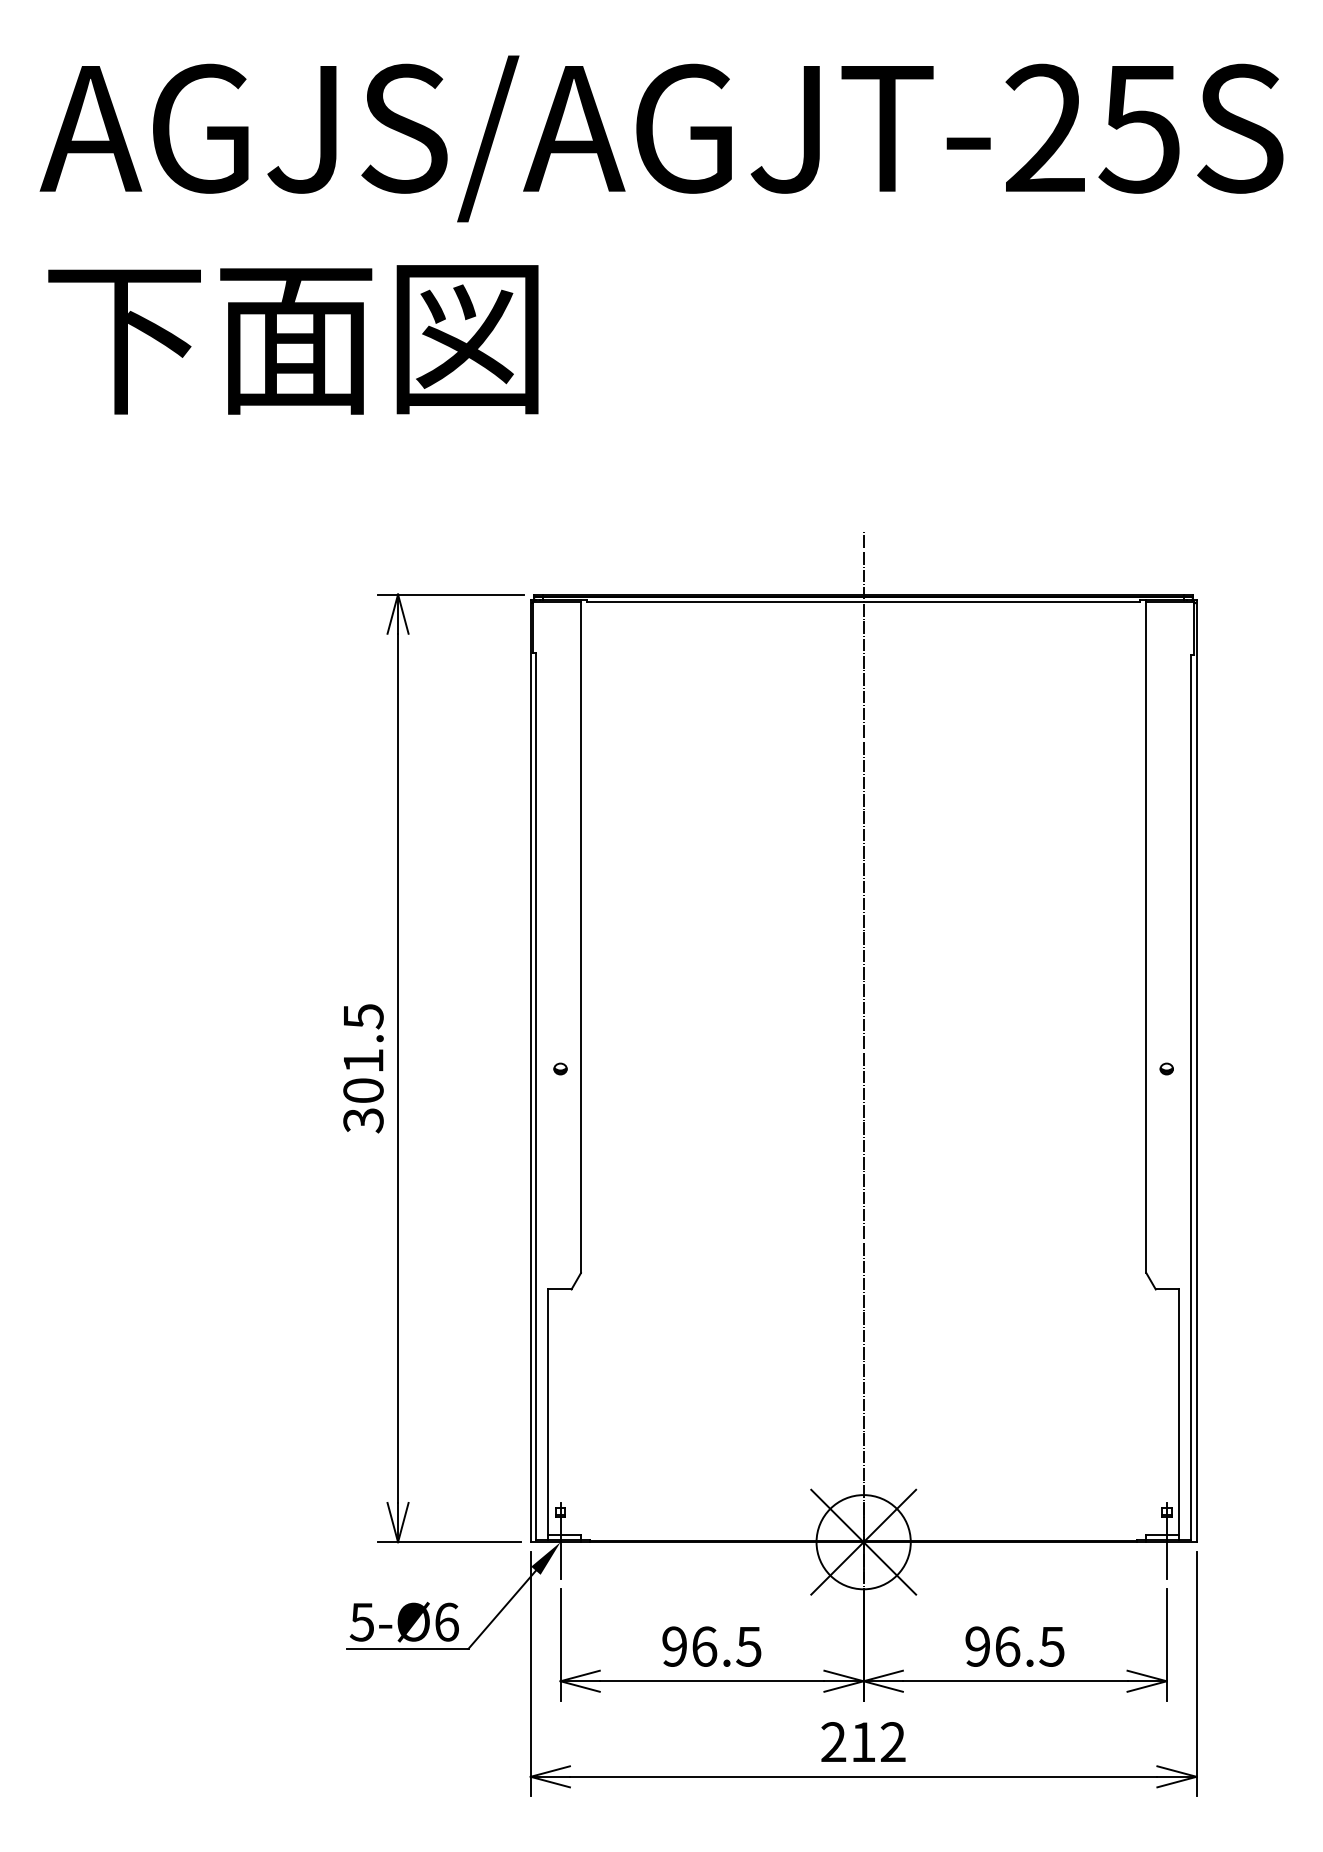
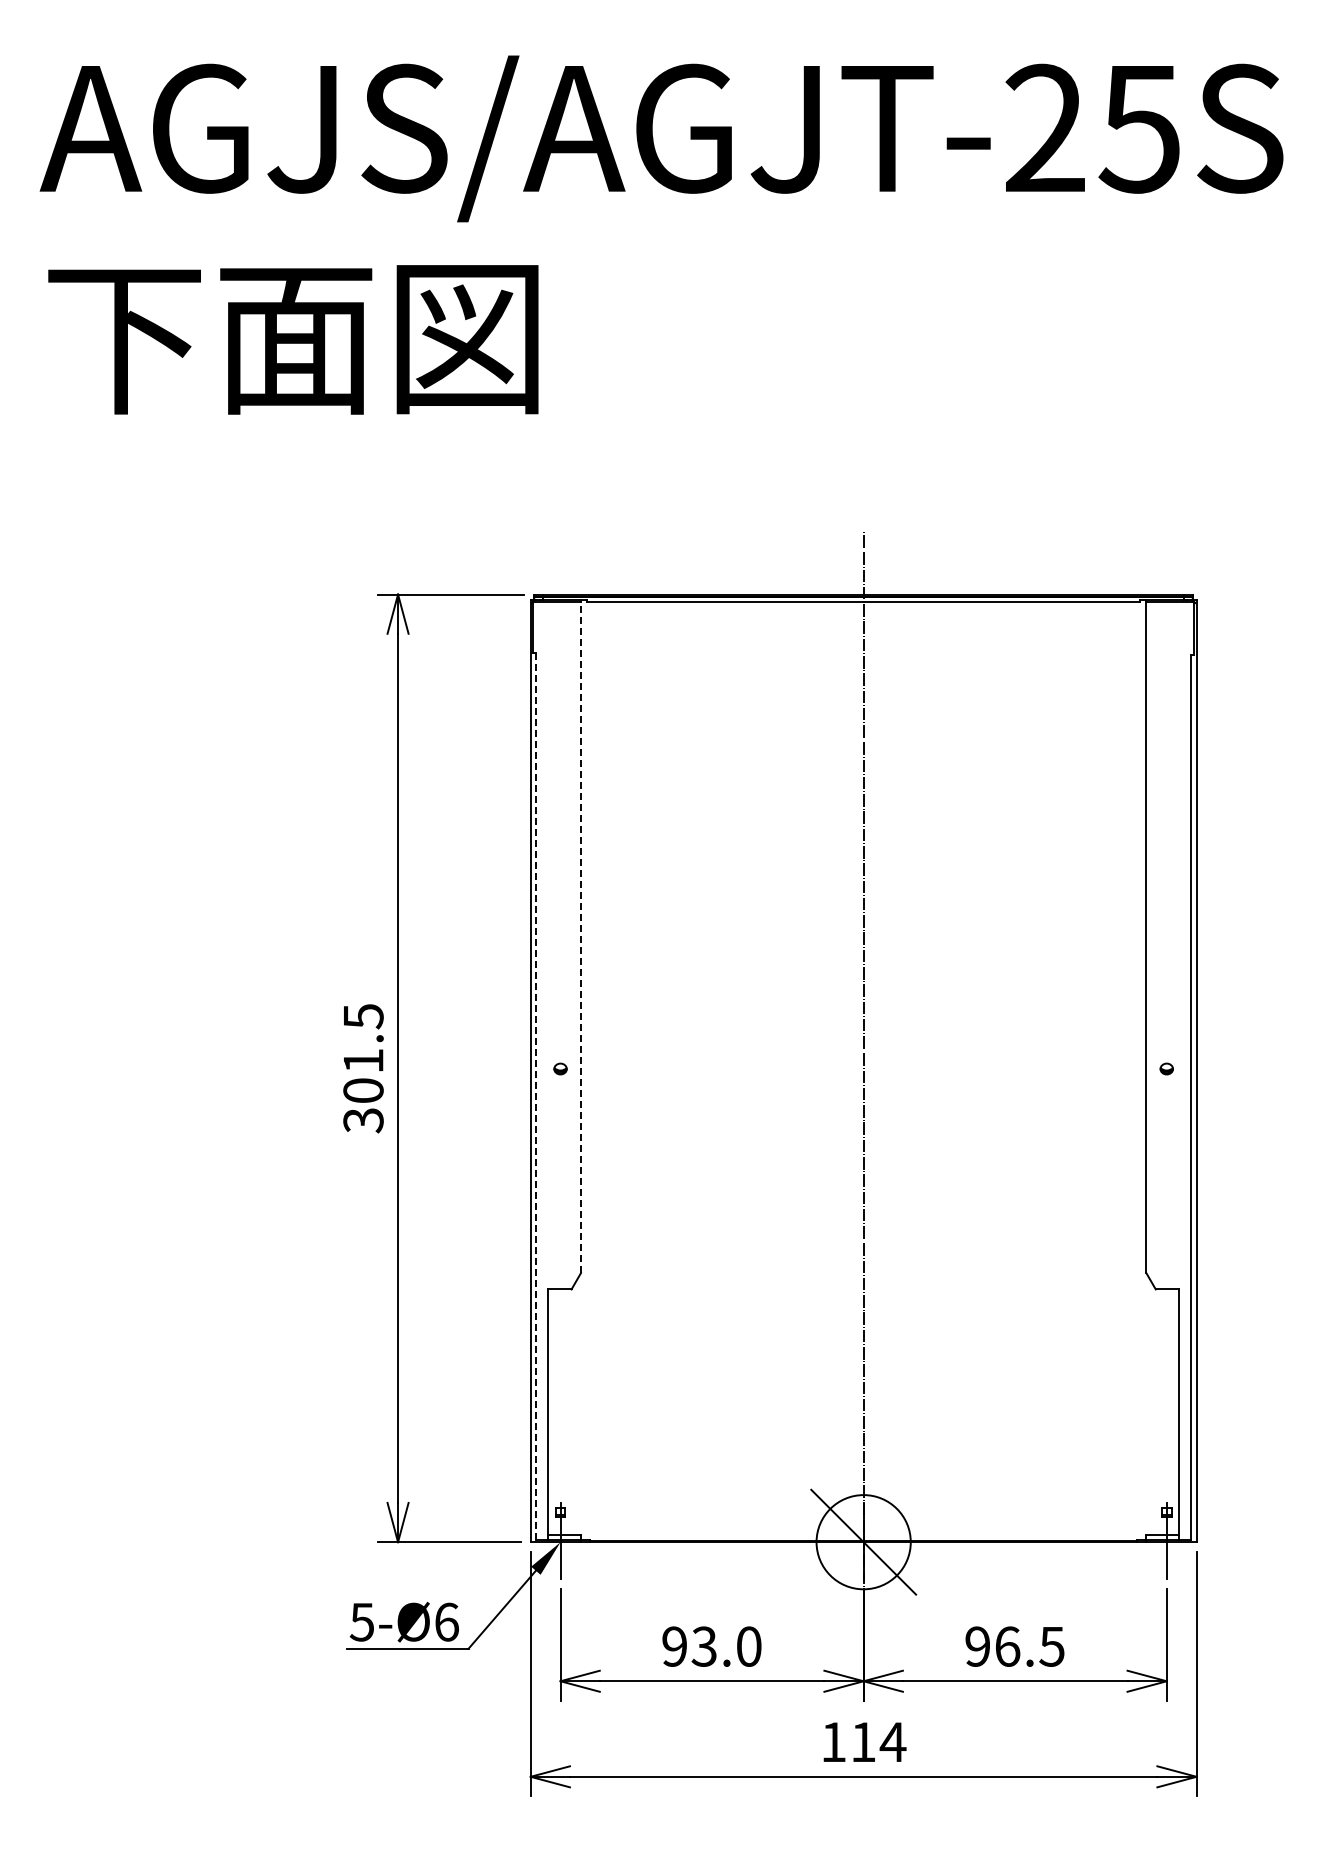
line: solid -> dashed (580, 937)
line: solid -> dashed (535, 1095)
line: present -> none (863, 1541)
text: 96.5 -> 93.0 (726, 1646)
text: 212 -> 114 (863, 1741)
